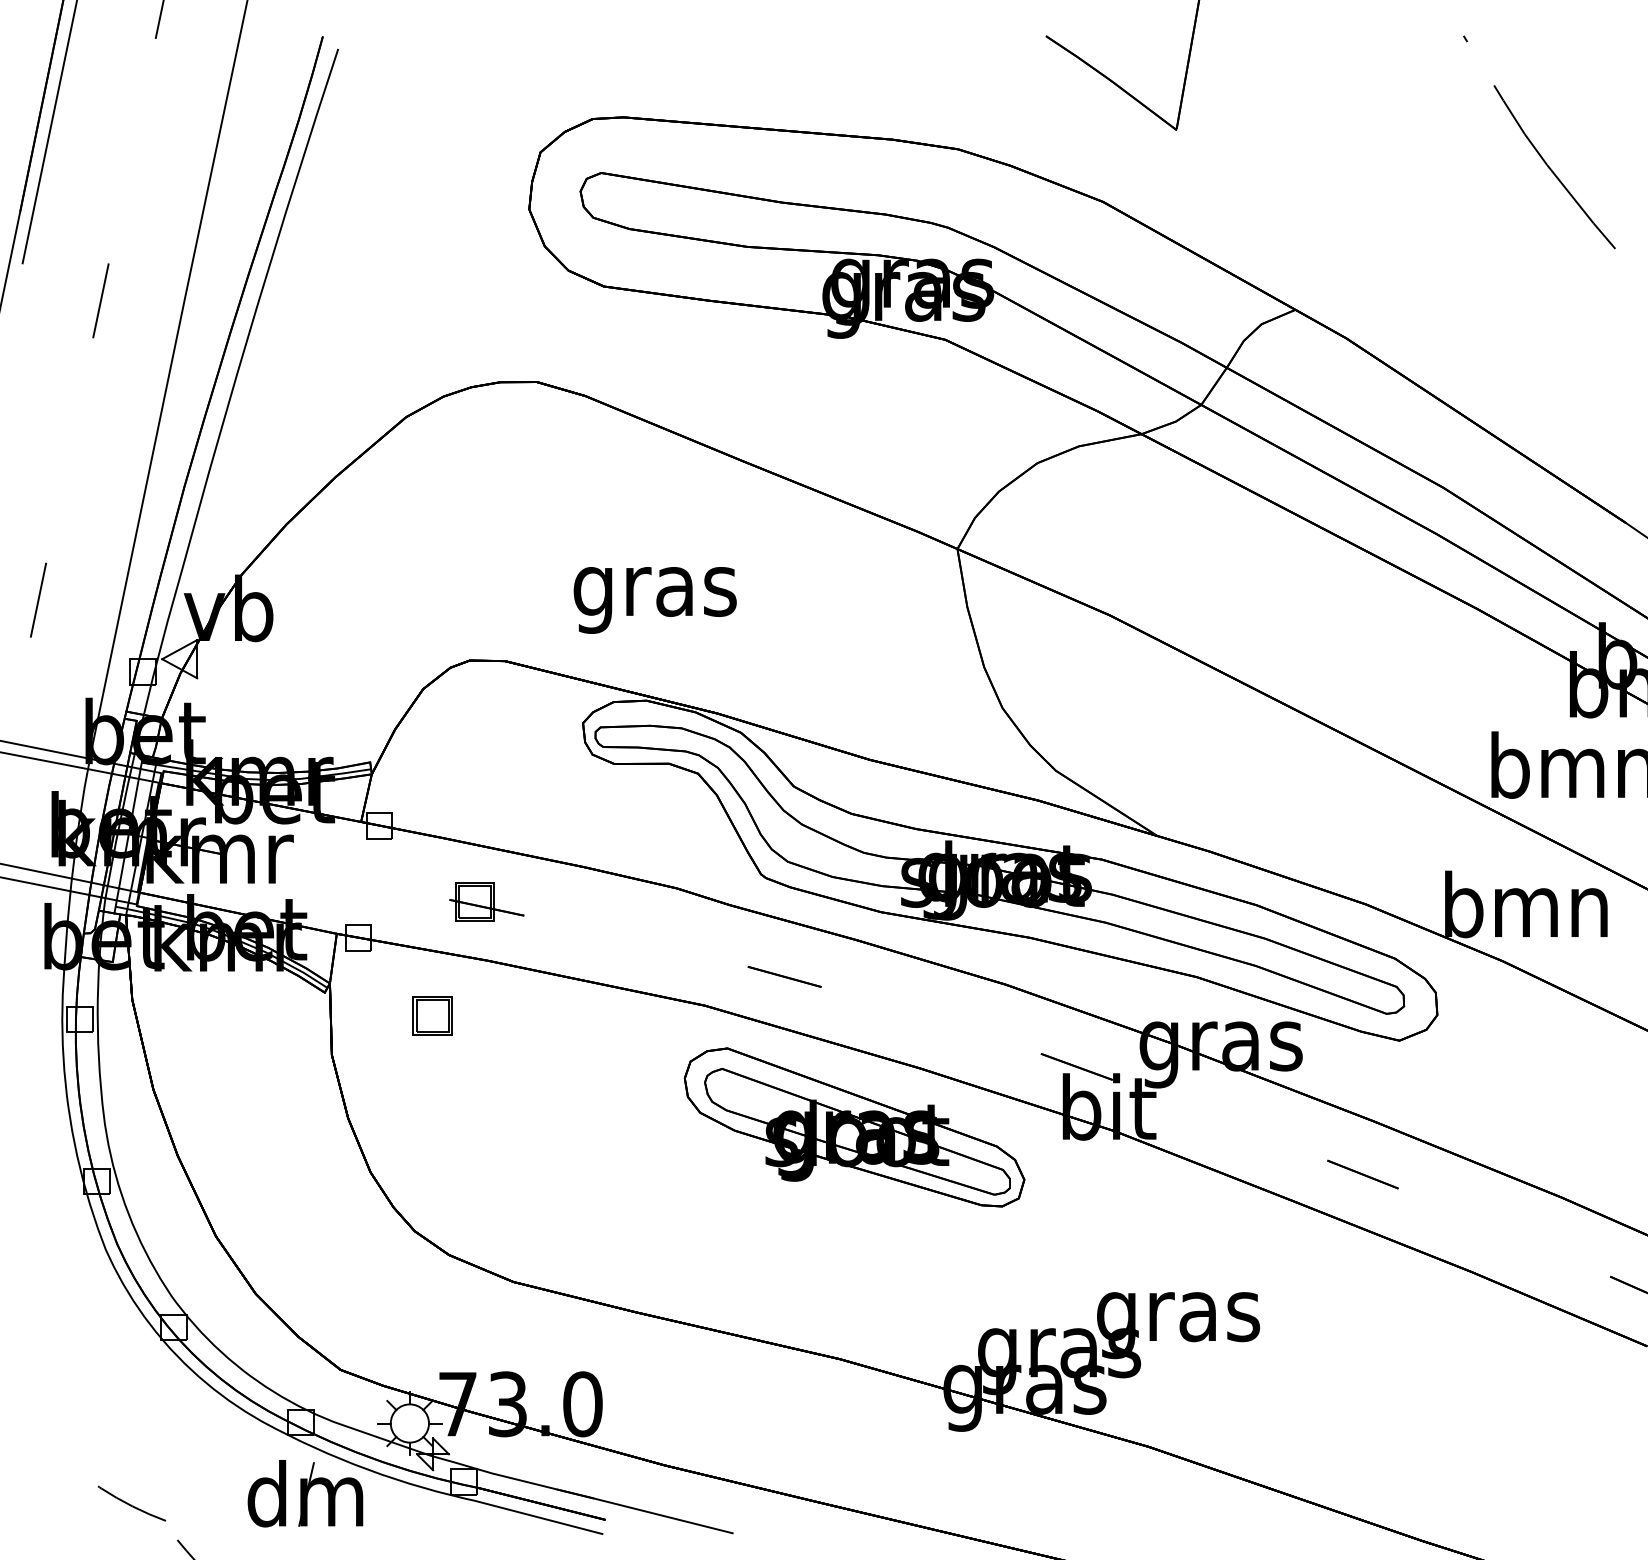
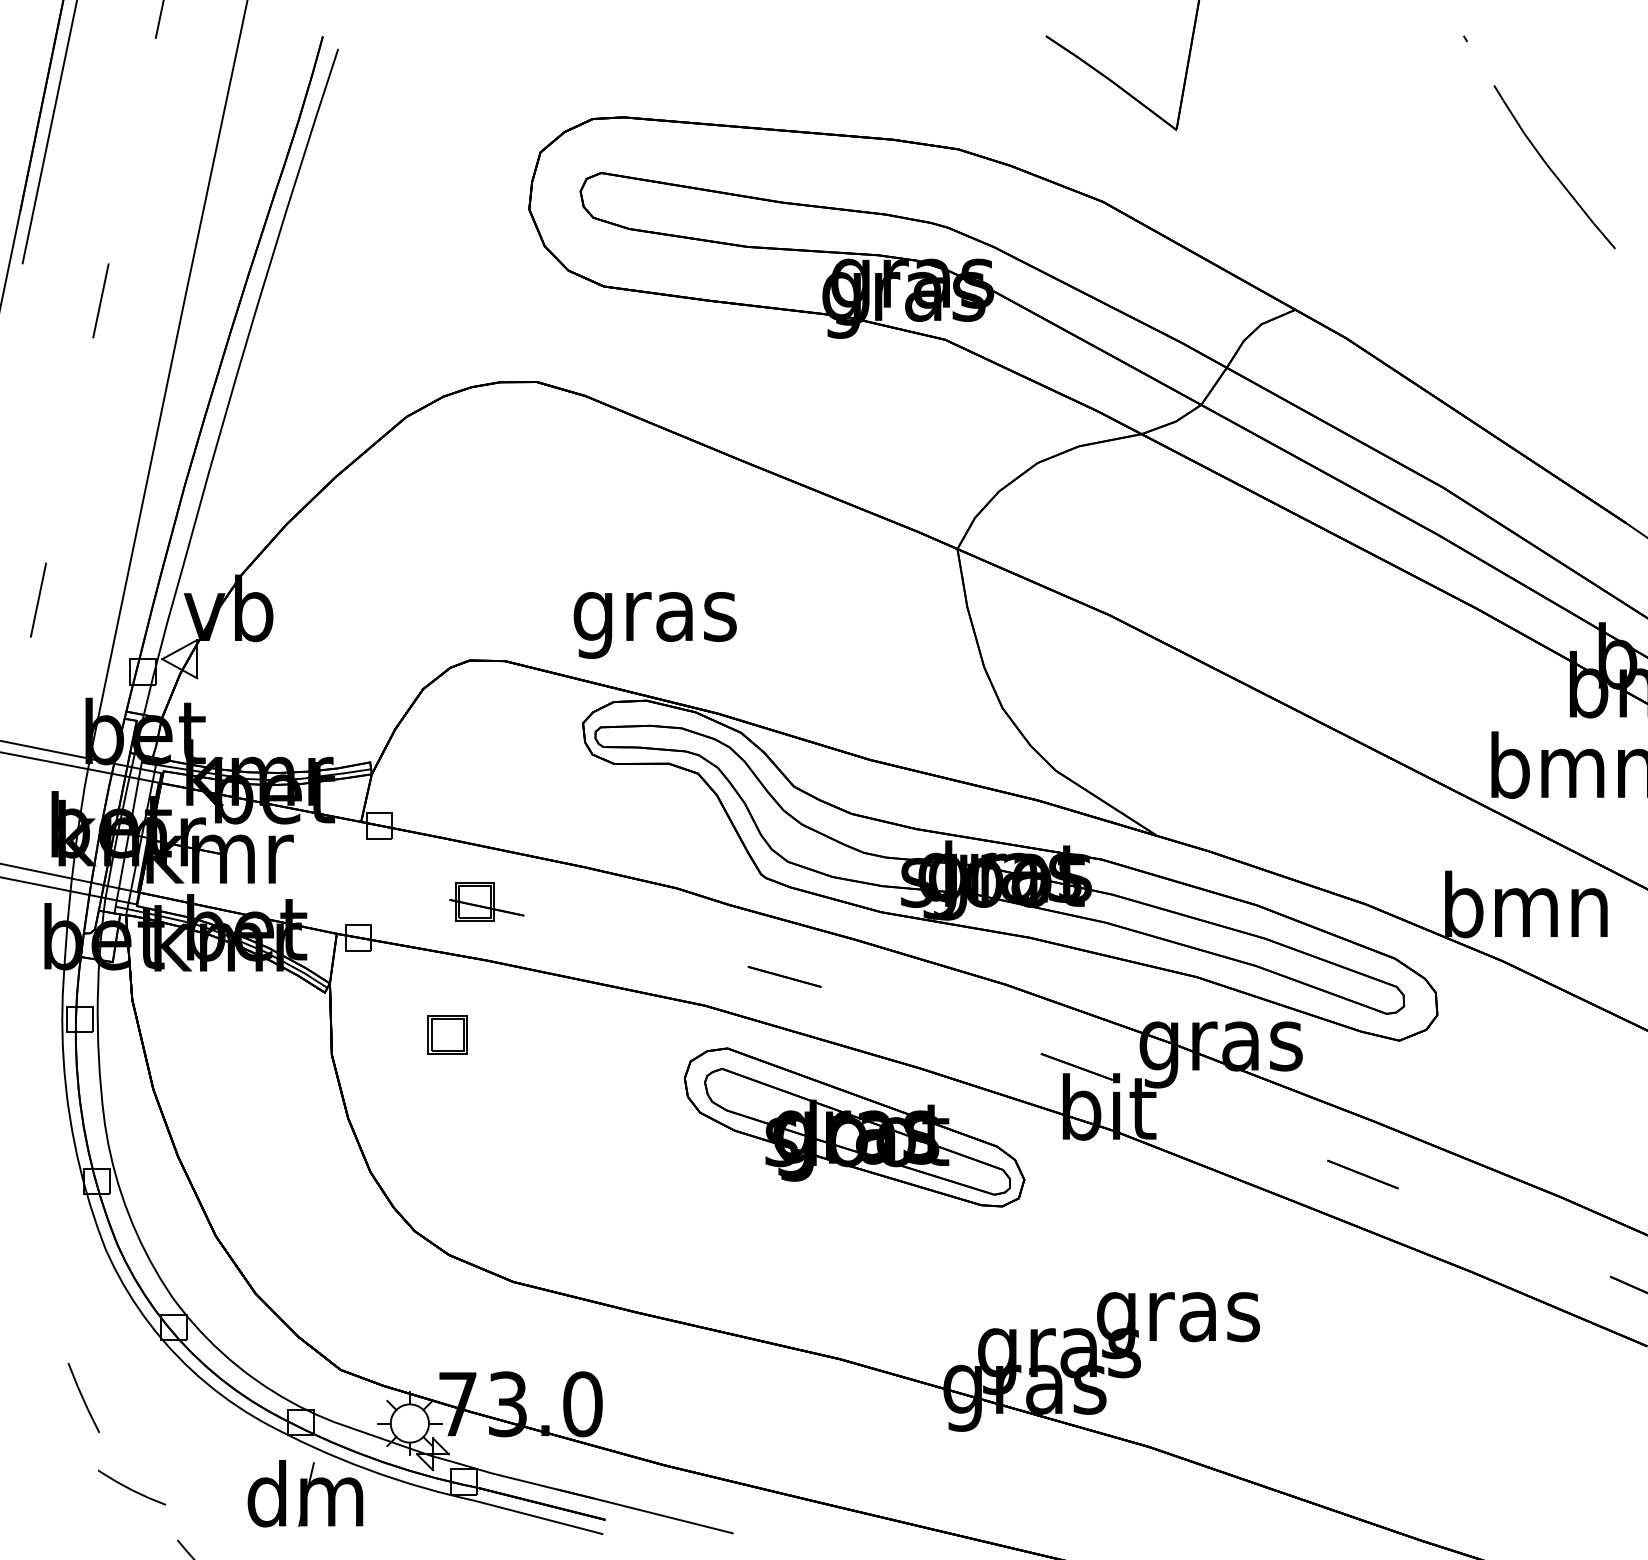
text position: (654, 600) -> (654, 625) (654, 625)
part position: (432, 1015) -> (447, 1034) (447, 1034)
line: none -> present (83, 1397)
curve position: (131, 1504) -> (131, 1488) (131, 1488)
